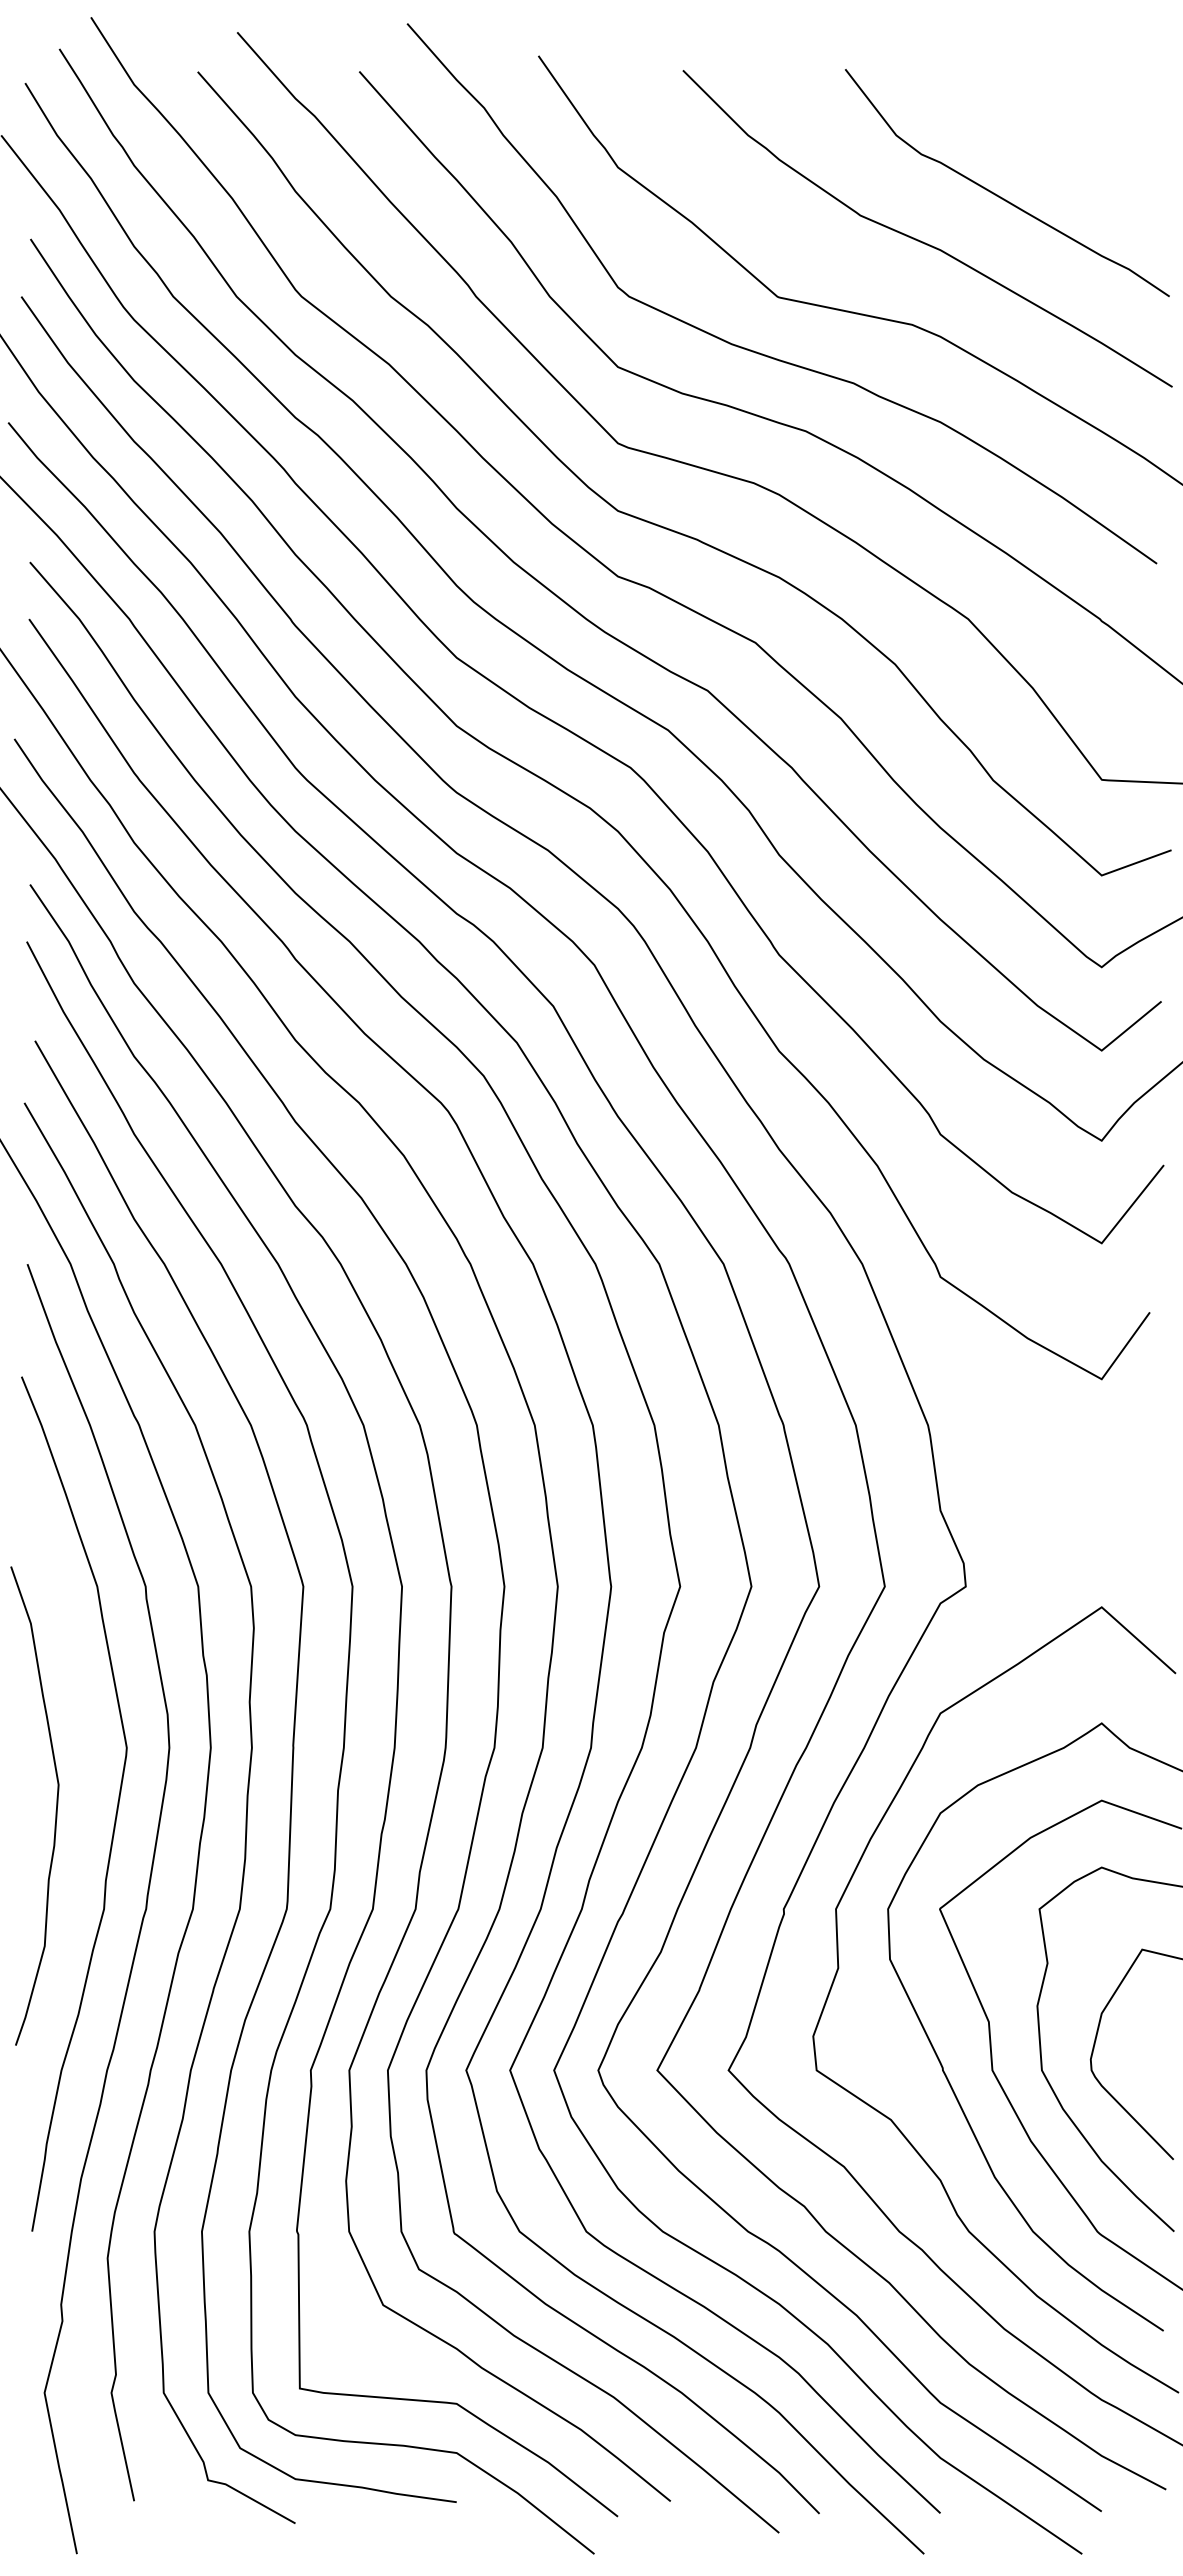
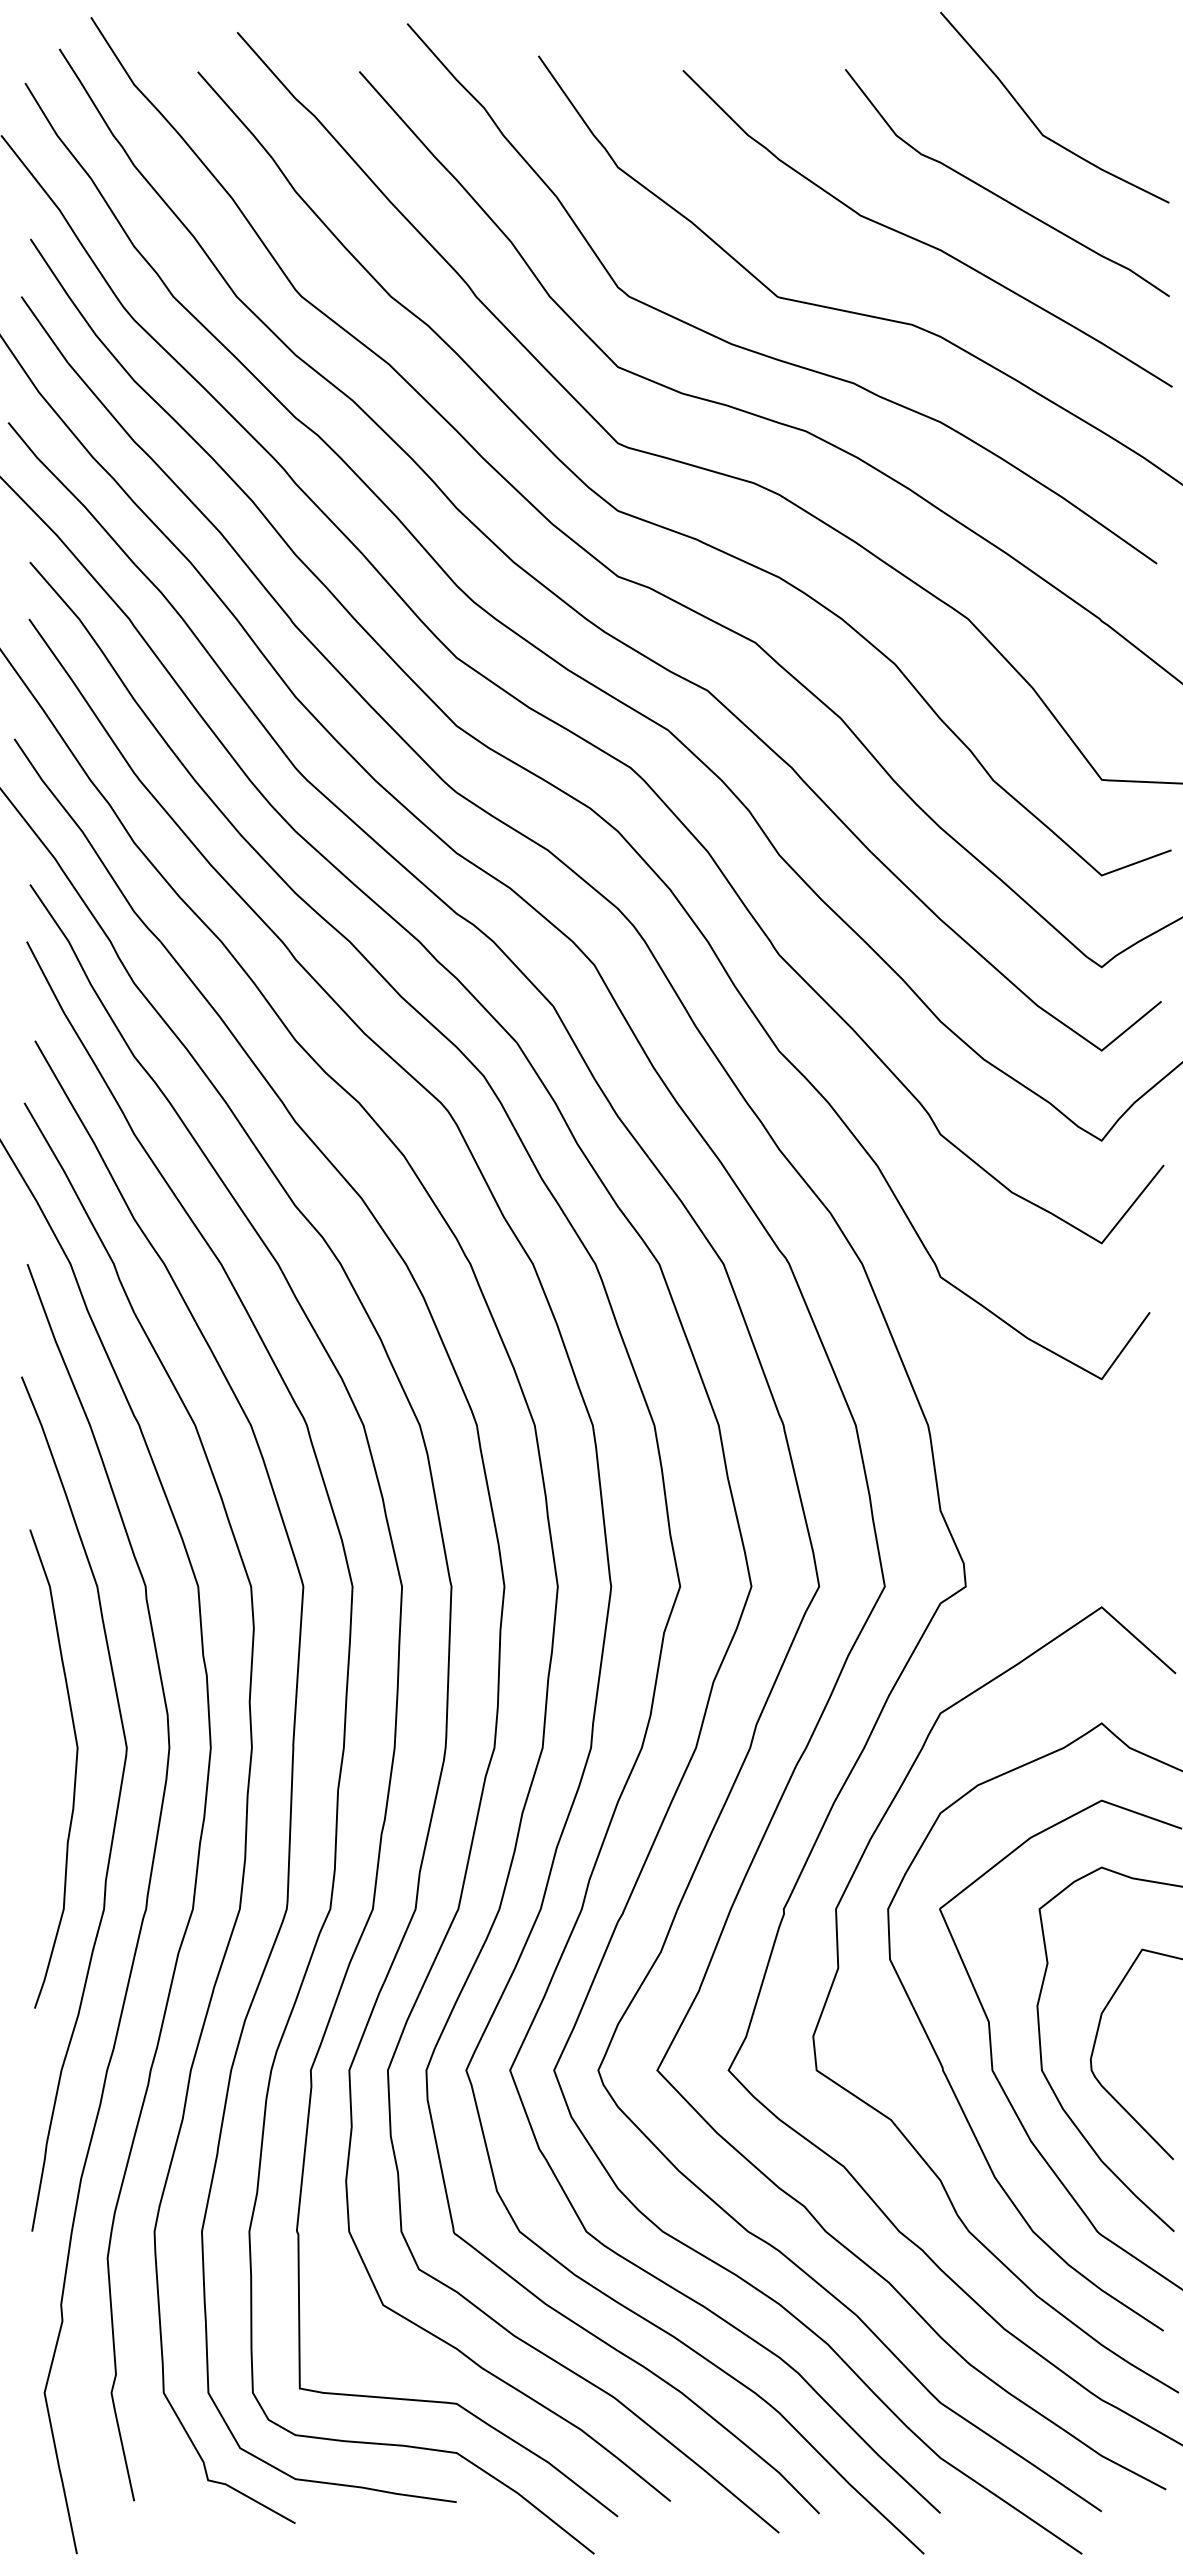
curve: none -> present (1033, 121)
curve position: (55, 1810) -> (74, 1773) (74, 1773)
